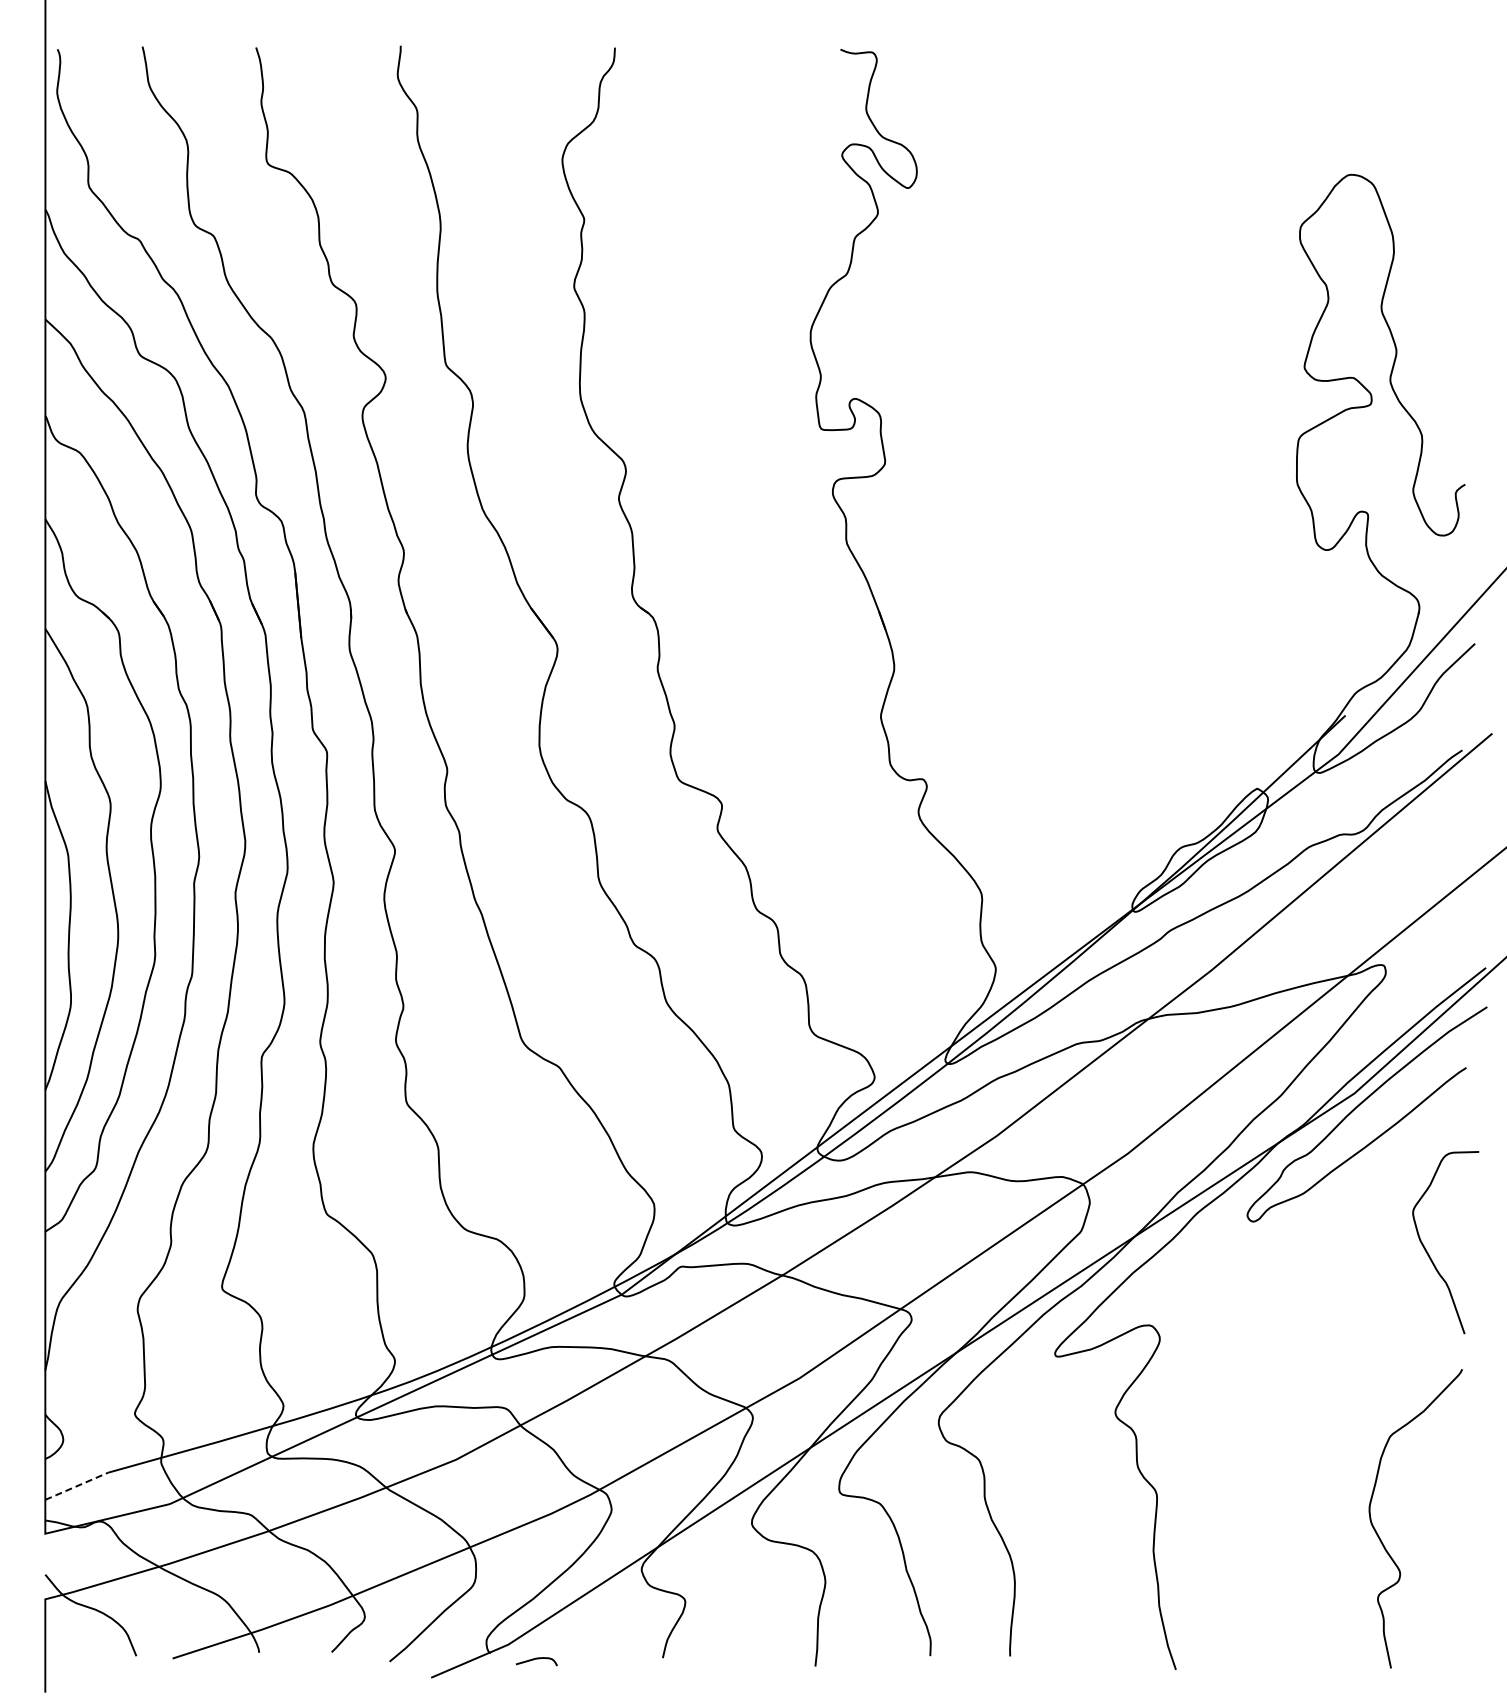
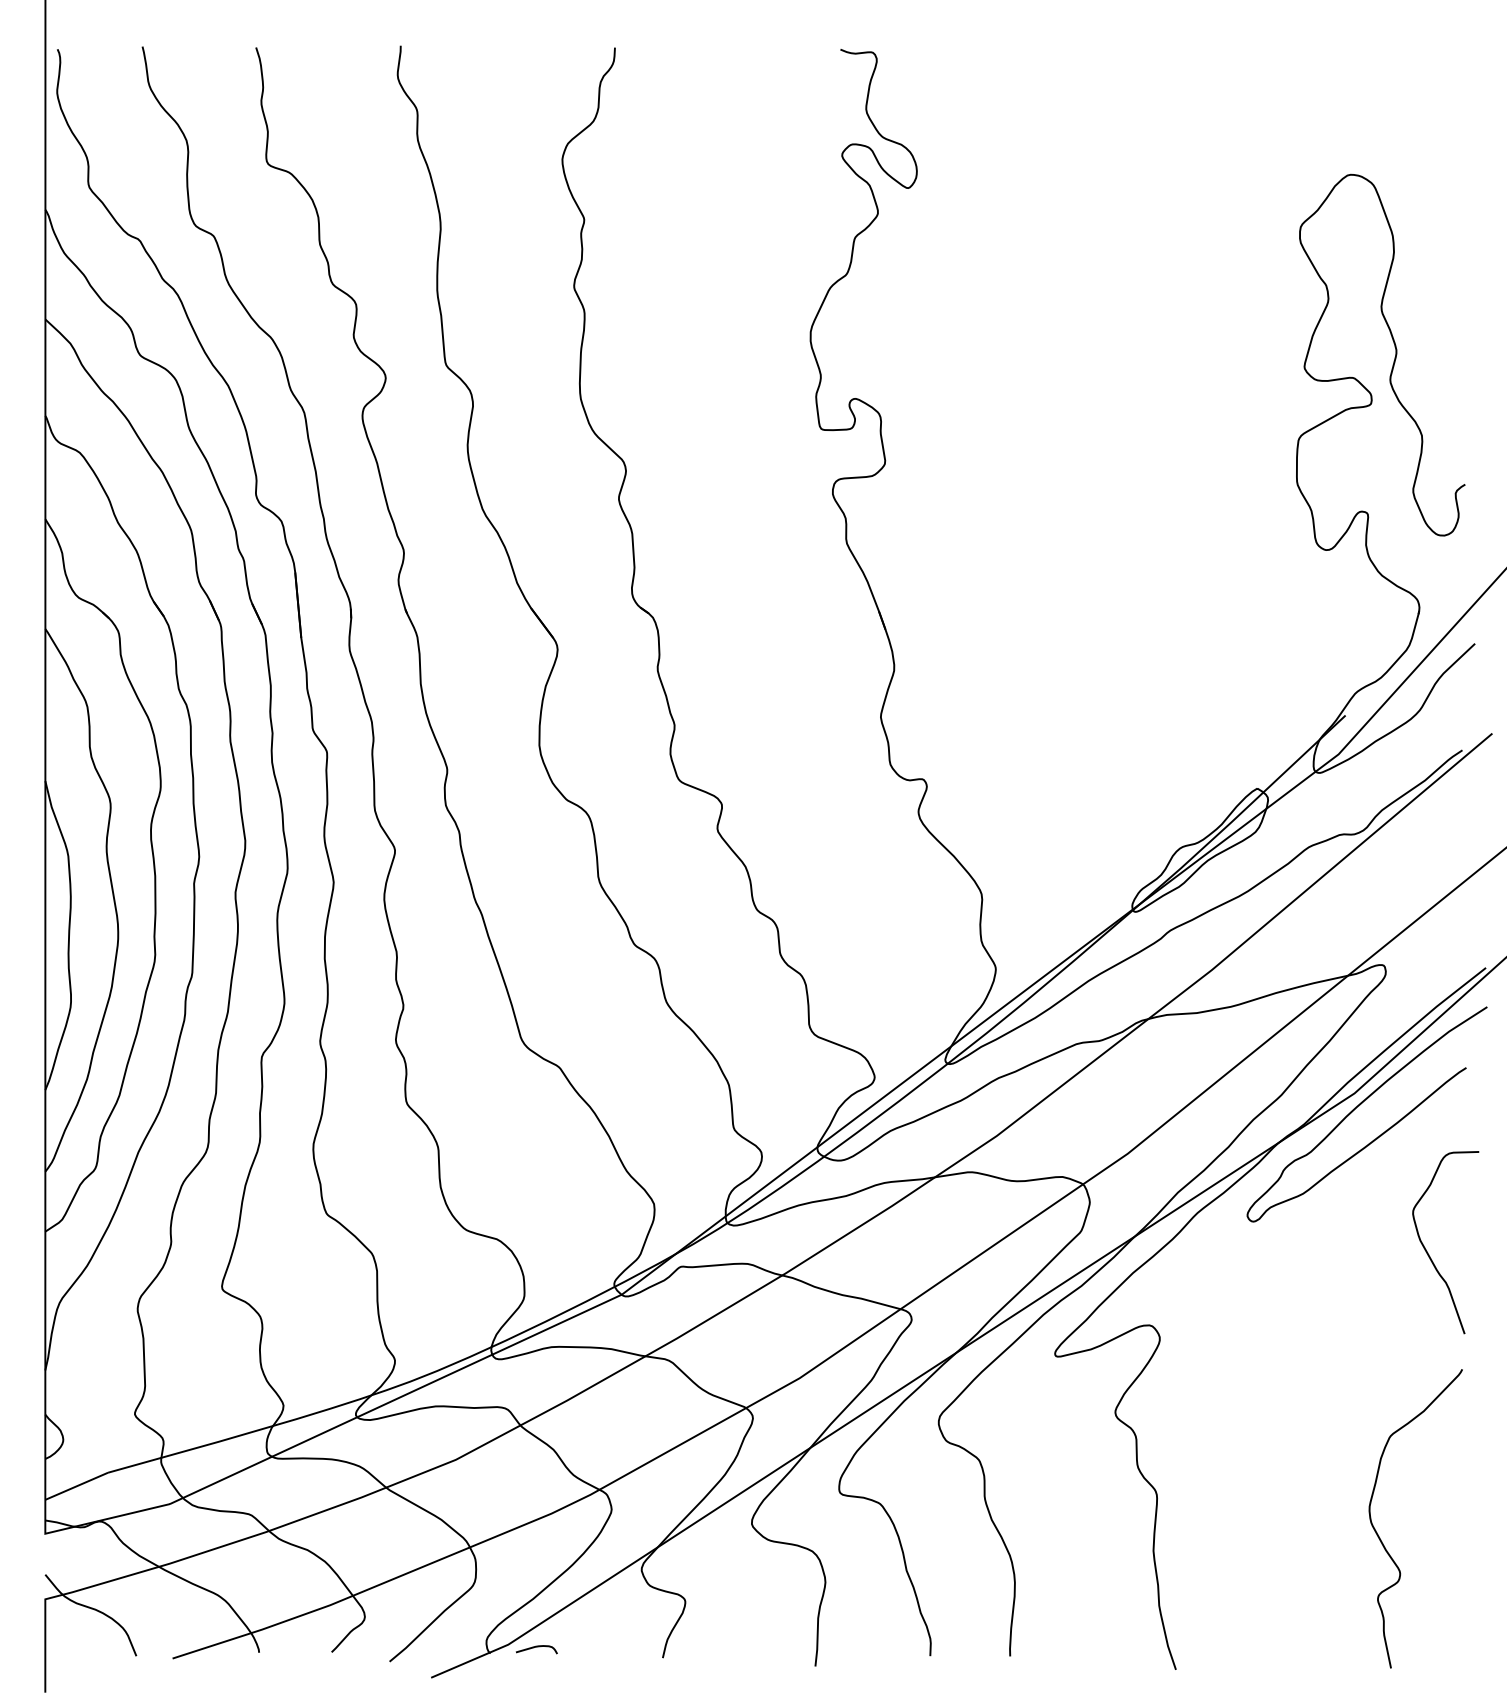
line: dashed -> solid (76, 1486)
curve position: (536, 1659) -> (536, 1647) (536, 1647)
